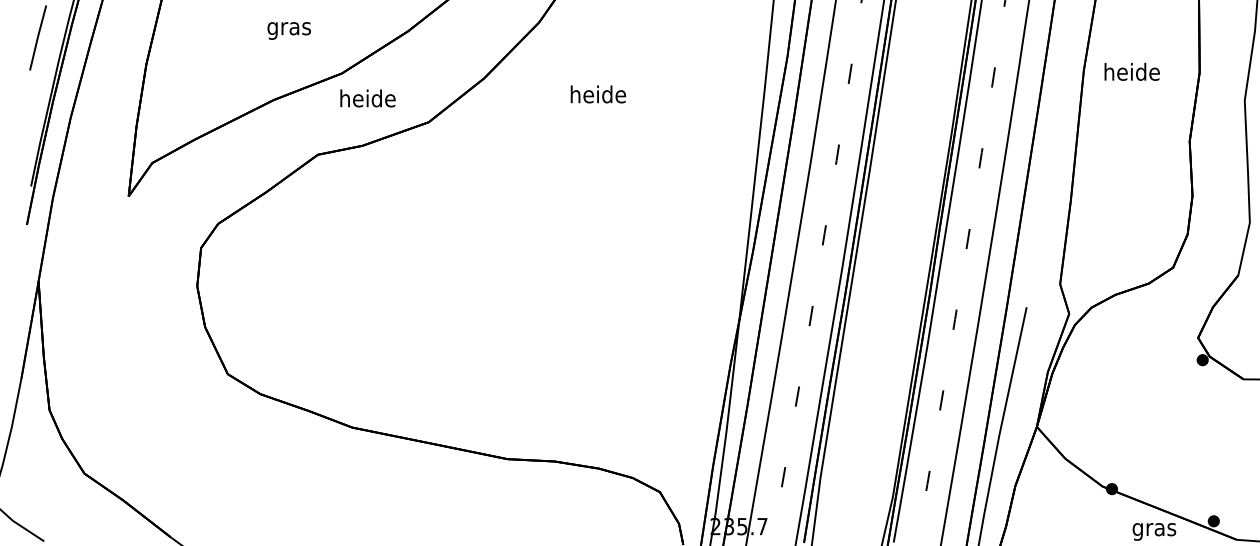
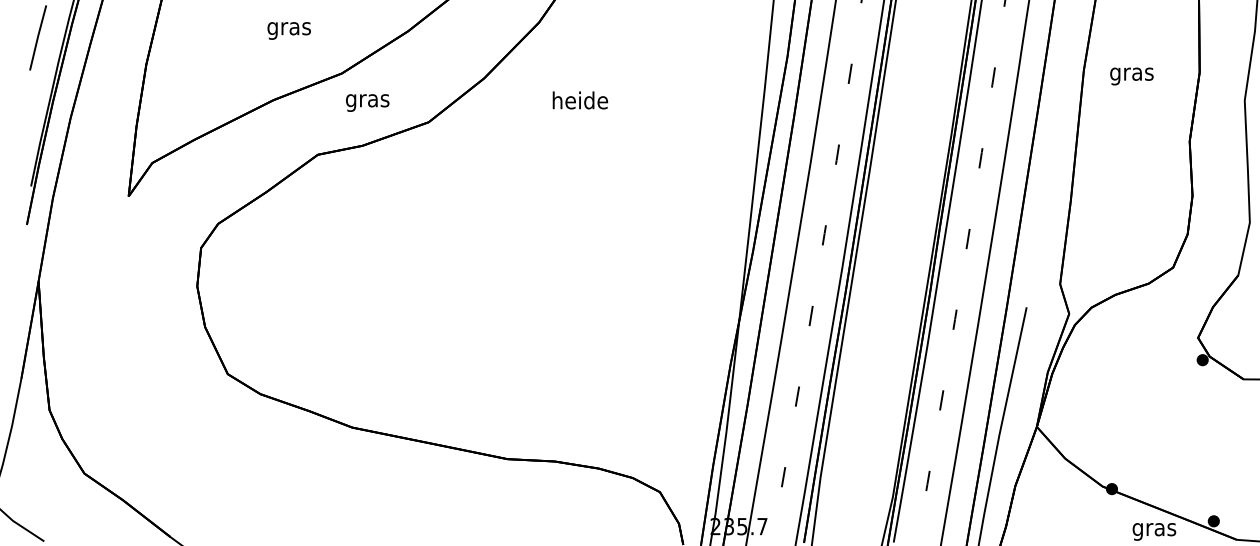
text: heide -> gras (1131, 74)
text position: (598, 94) -> (580, 100) (580, 100)
text: heide -> gras (367, 100)
